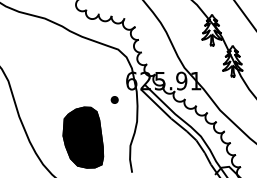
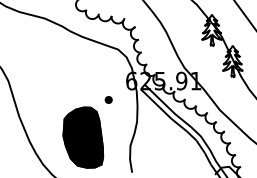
part position: (114, 99) -> (108, 99) (108, 99)
